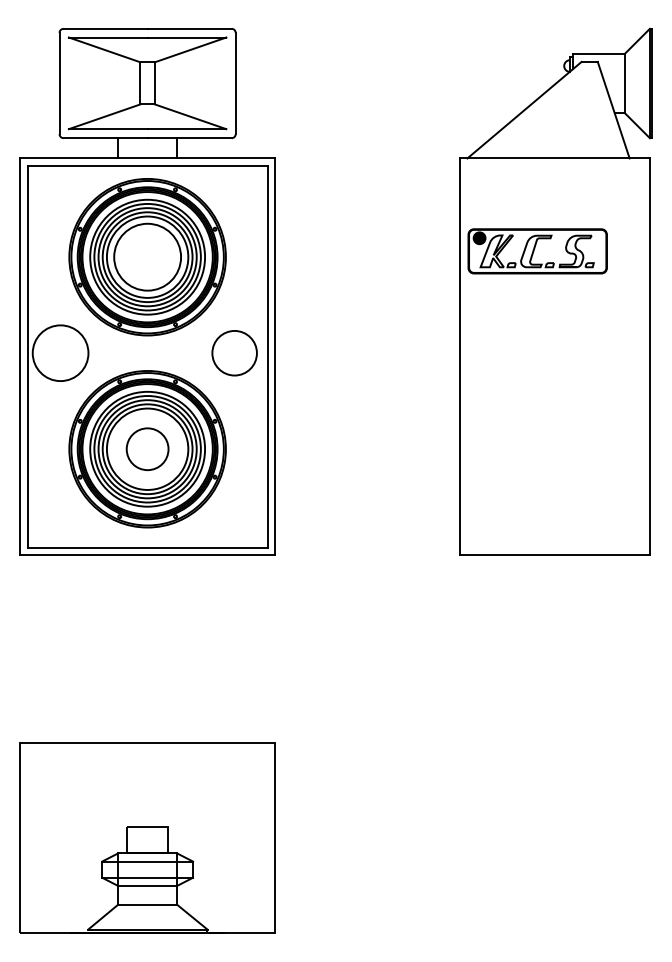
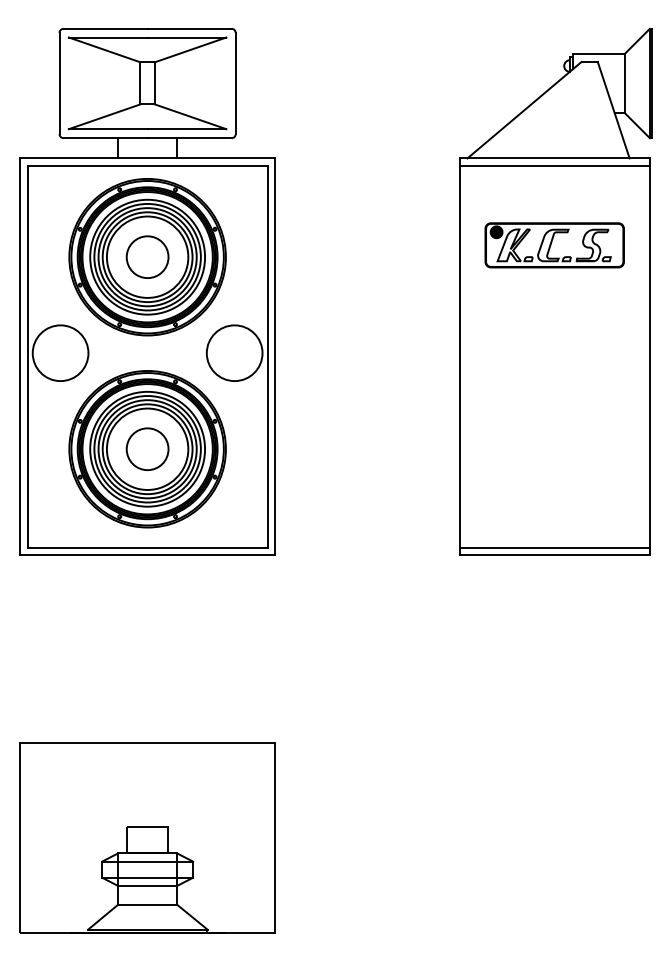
line: none -> present (554, 166)
part position: (537, 251) -> (554, 245) (554, 245)
circle diameter: 67 px -> 42 px (147, 257)
circle diameter: 45 px -> 56 px (234, 353)
line: none -> present (554, 547)
